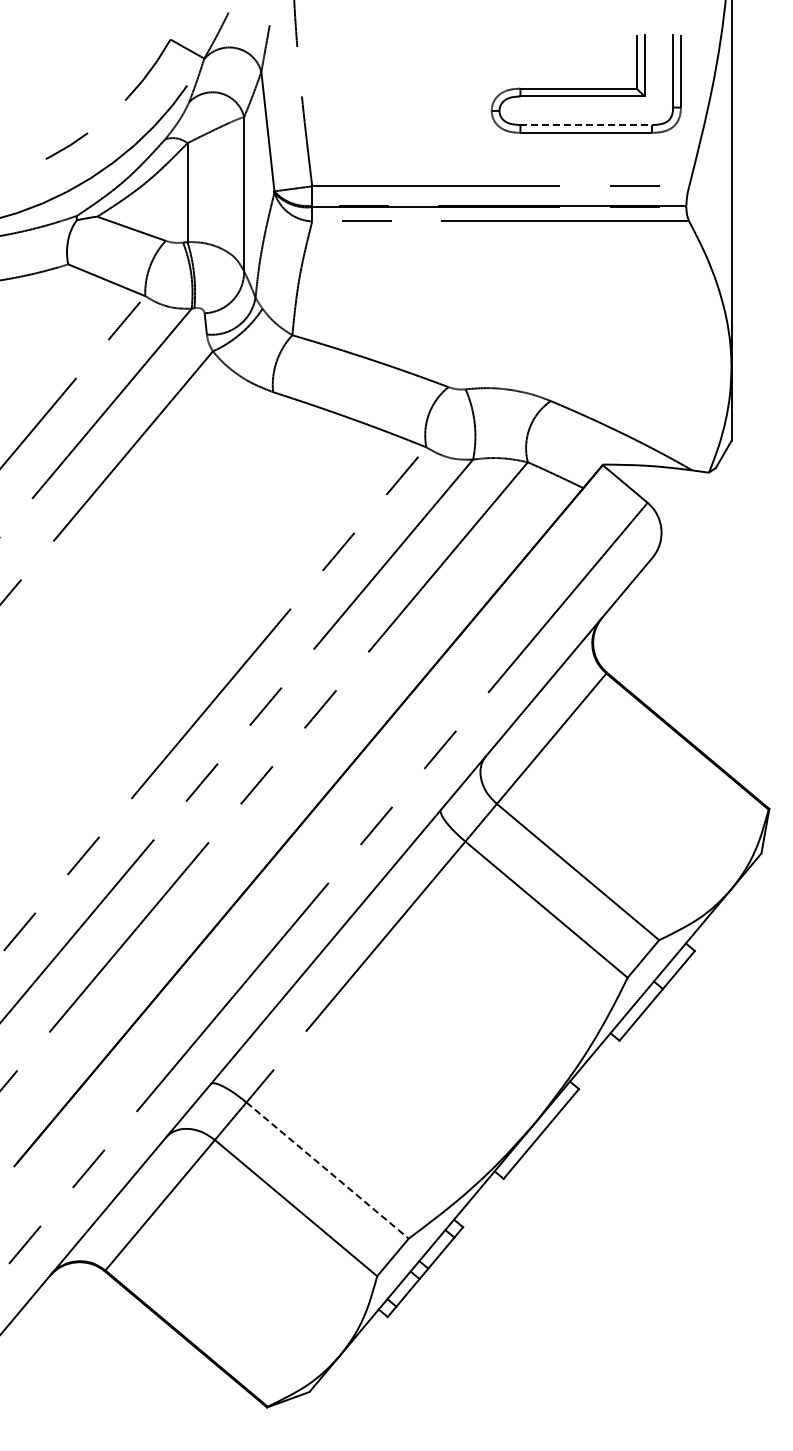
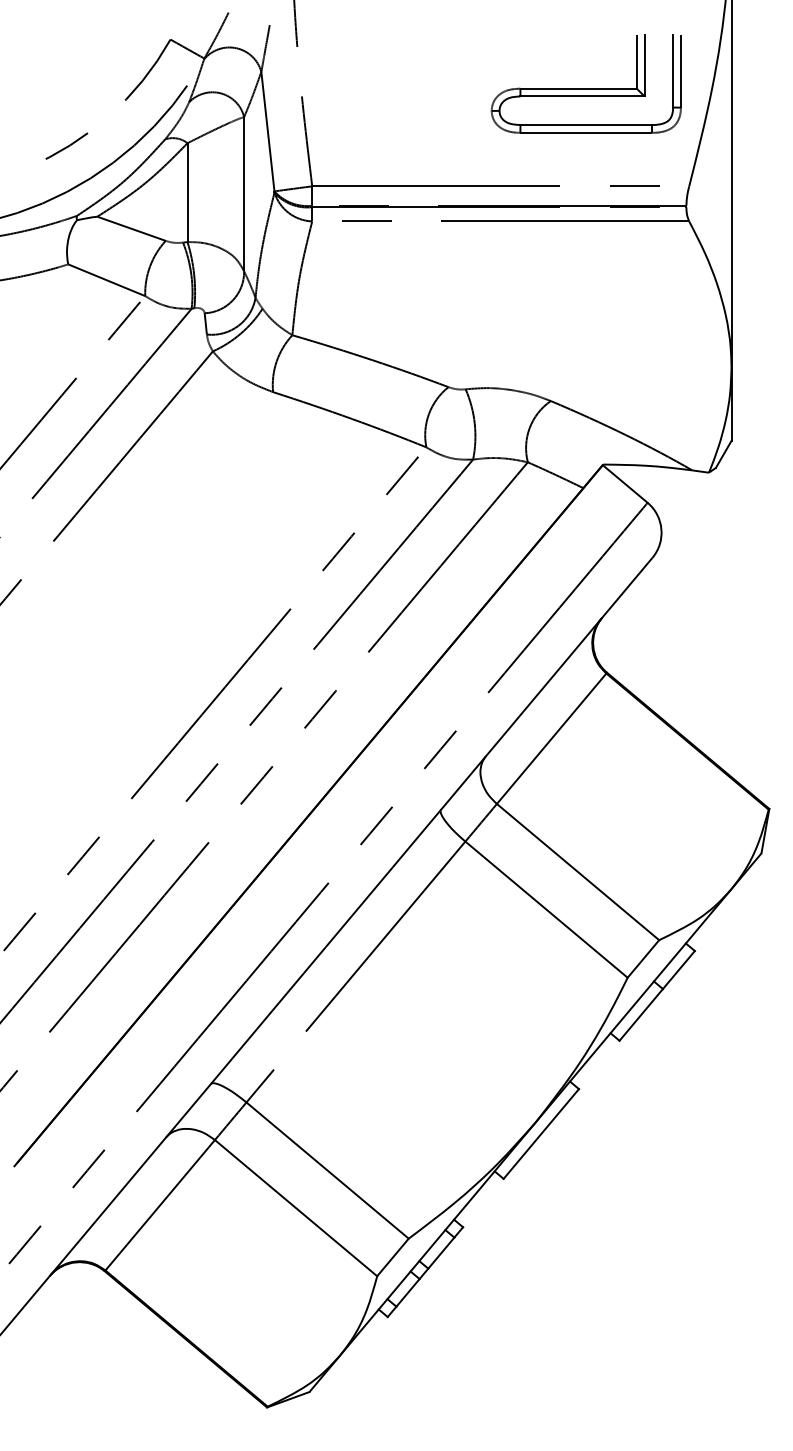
line: dashed -> solid (586, 125)
line: dashed -> solid (327, 1170)
